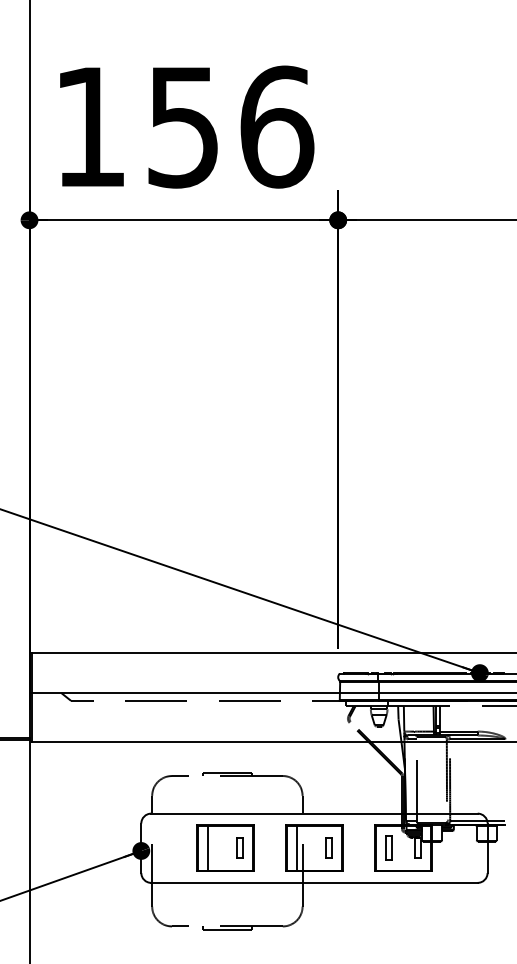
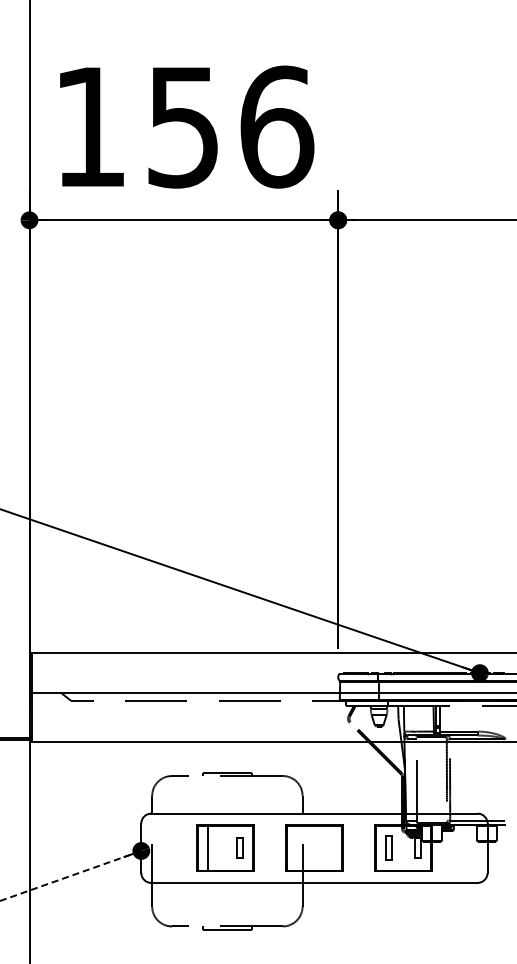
line: present -> none (296, 847)
part: present -> none (328, 847)
line: solid -> dashed (70, 875)
